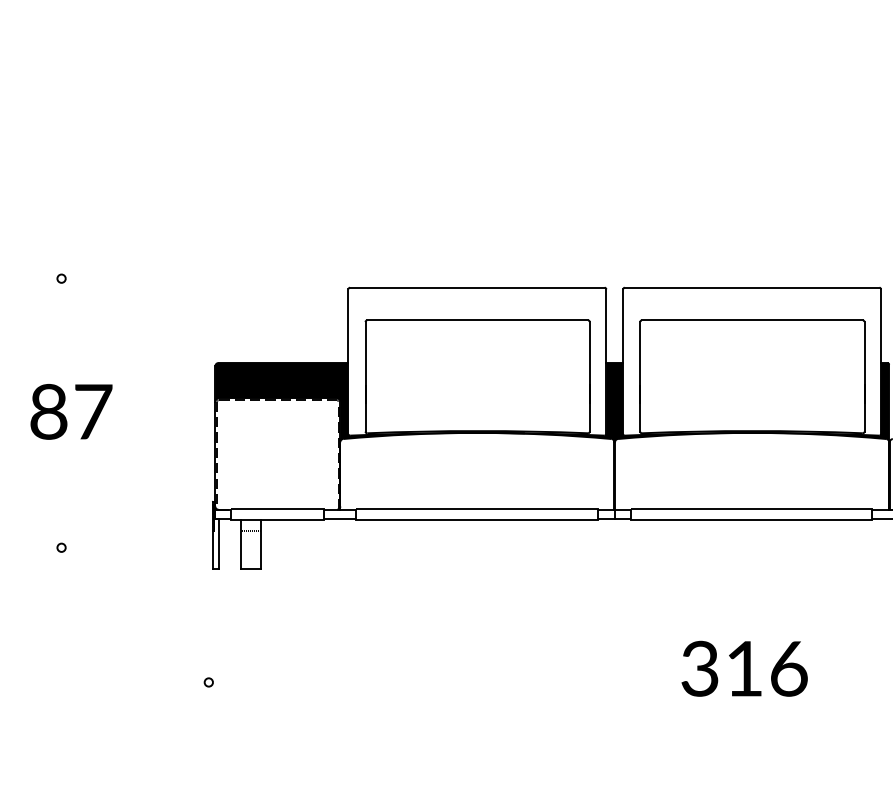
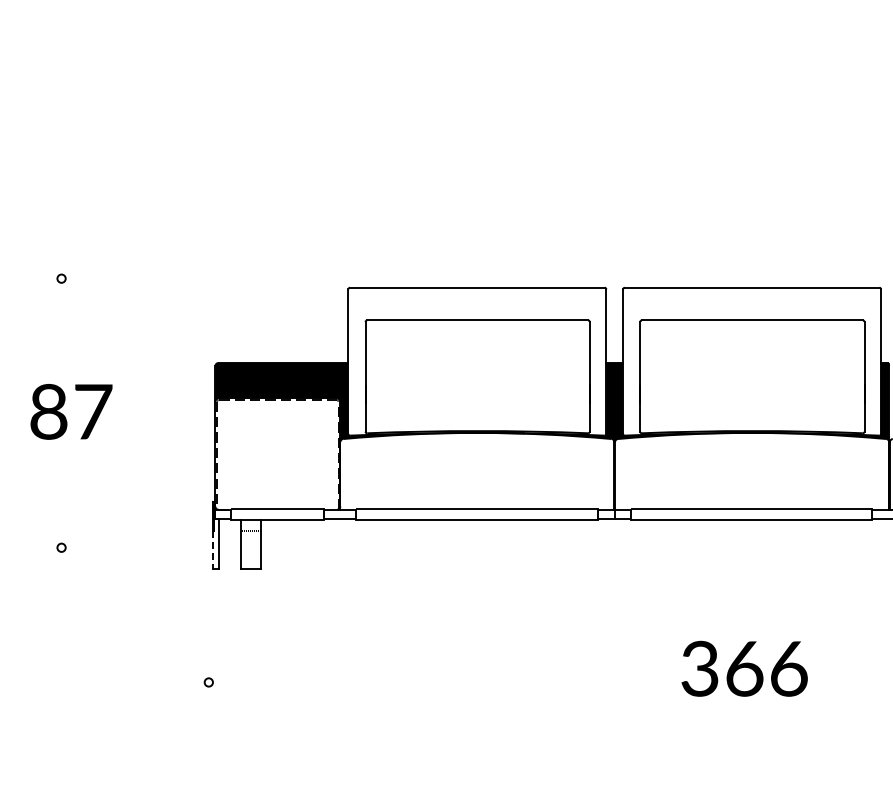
line: solid -> dashed (212, 550)
text: 316 -> 366 (744, 668)
